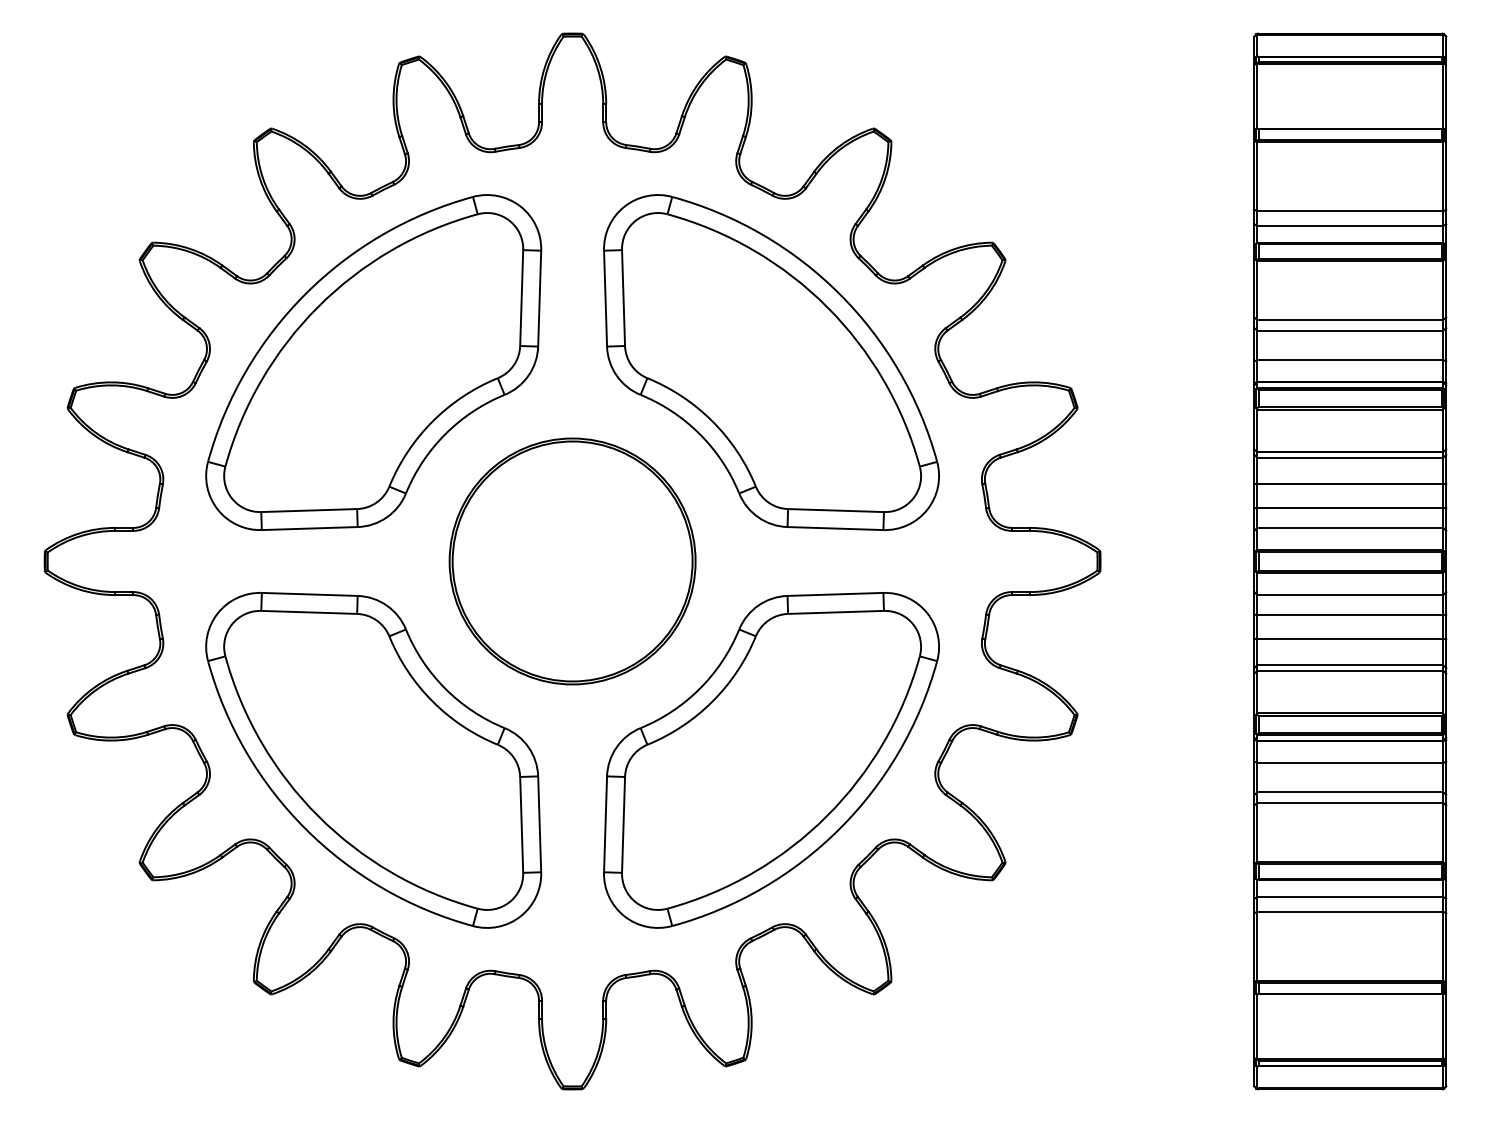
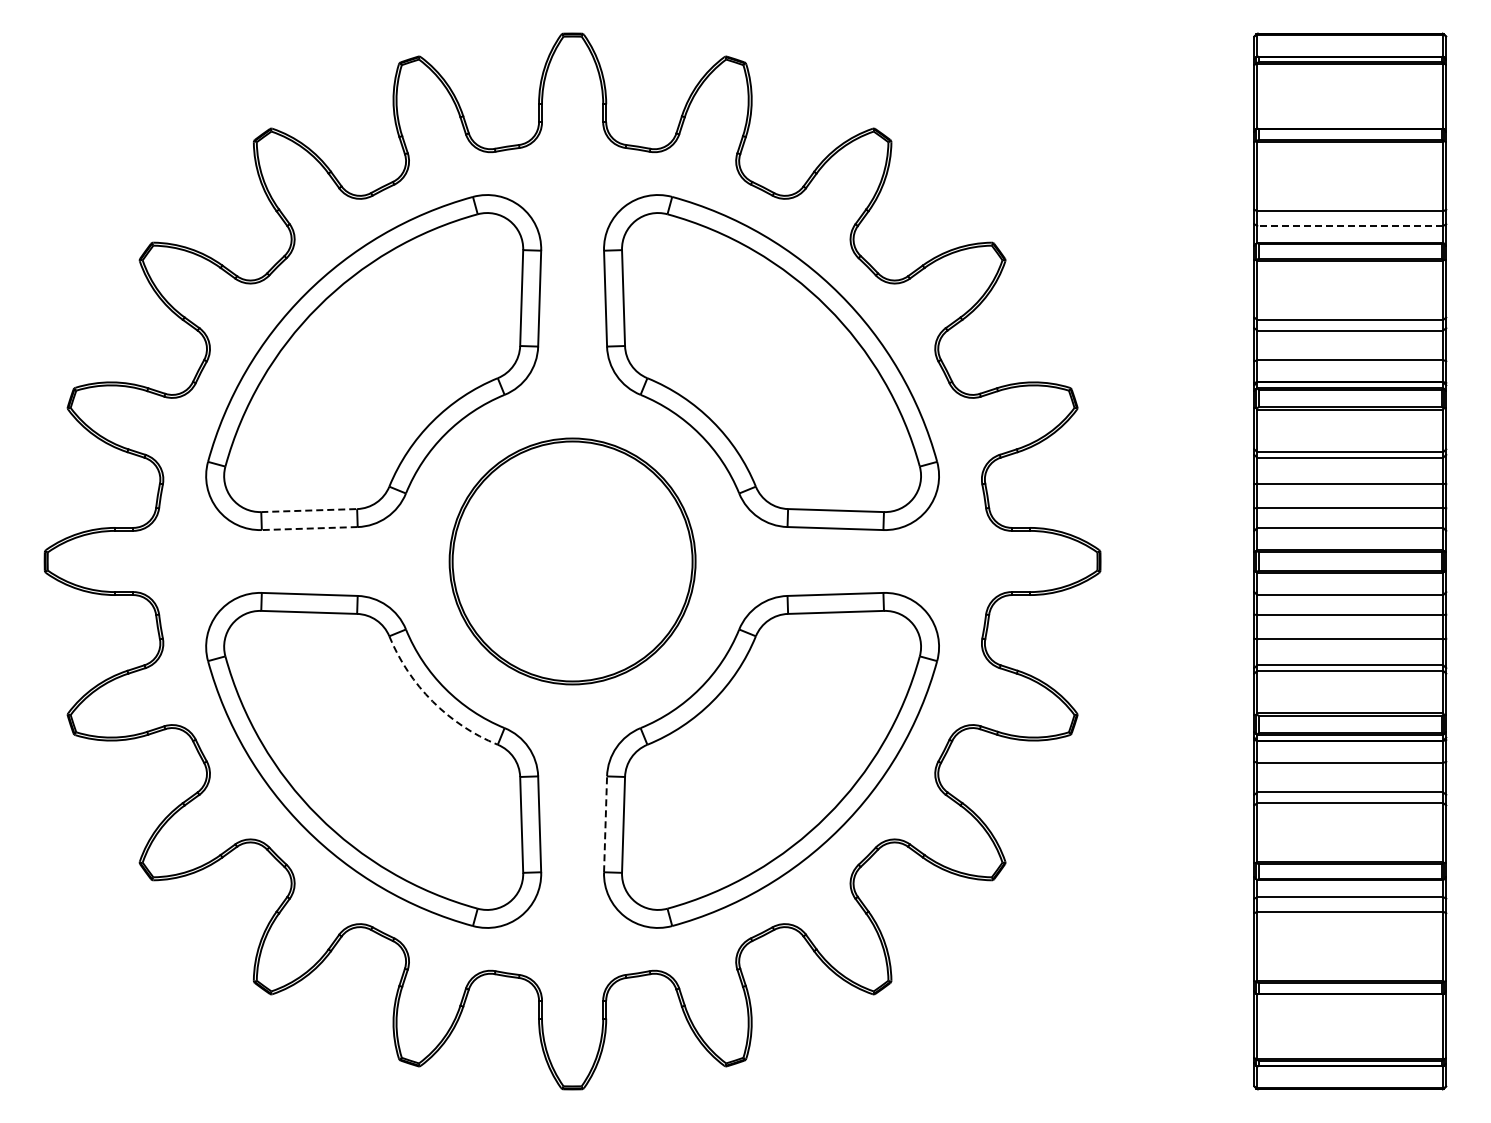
line: solid -> dashed (1350, 225)
line: solid -> dashed (309, 510)
line: solid -> dashed (309, 528)
arc: solid -> dashed (432, 701)
line: solid -> dashed (605, 824)
